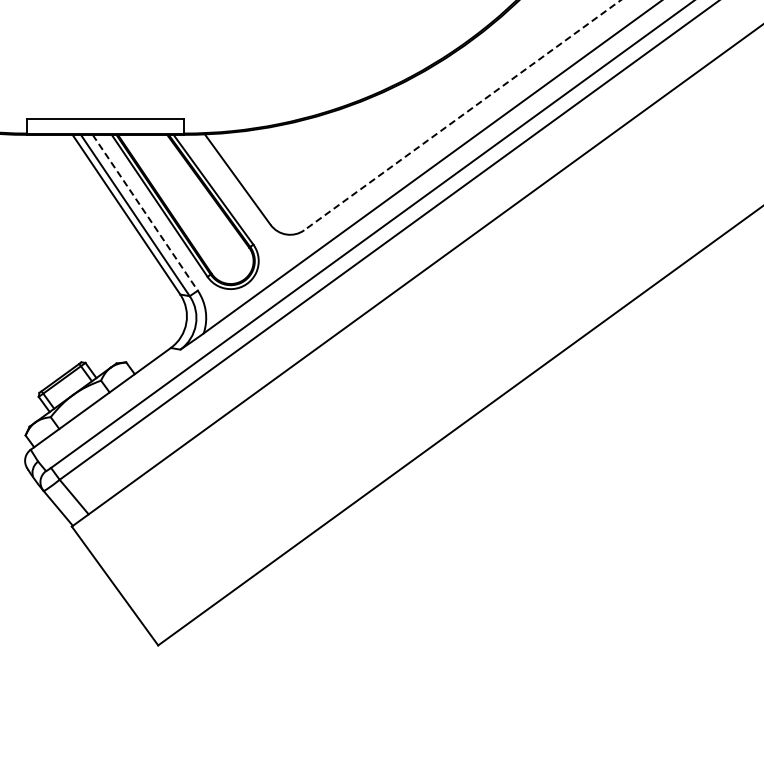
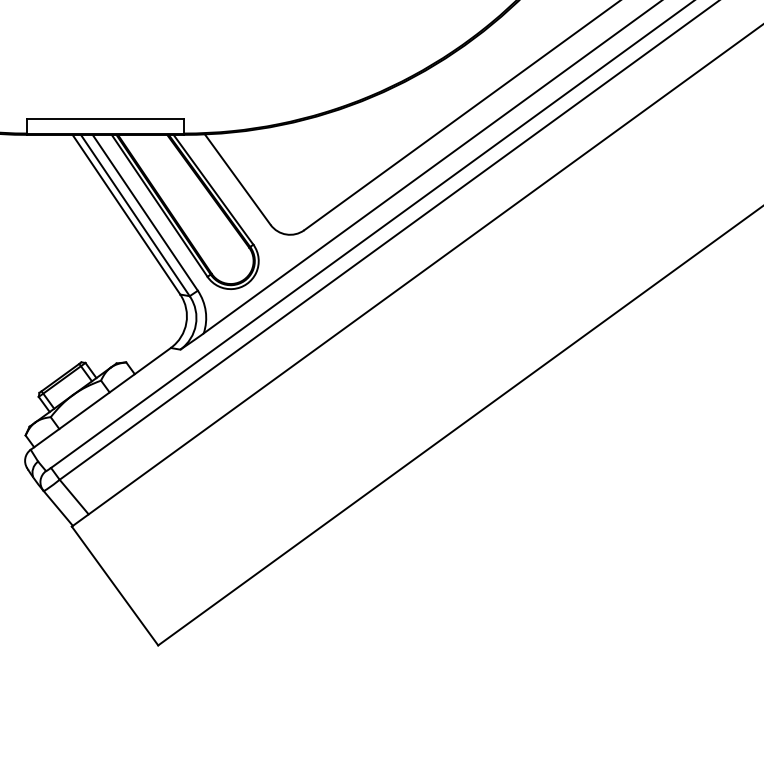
line: dashed -> solid (462, 115)
line: dashed -> solid (145, 213)
